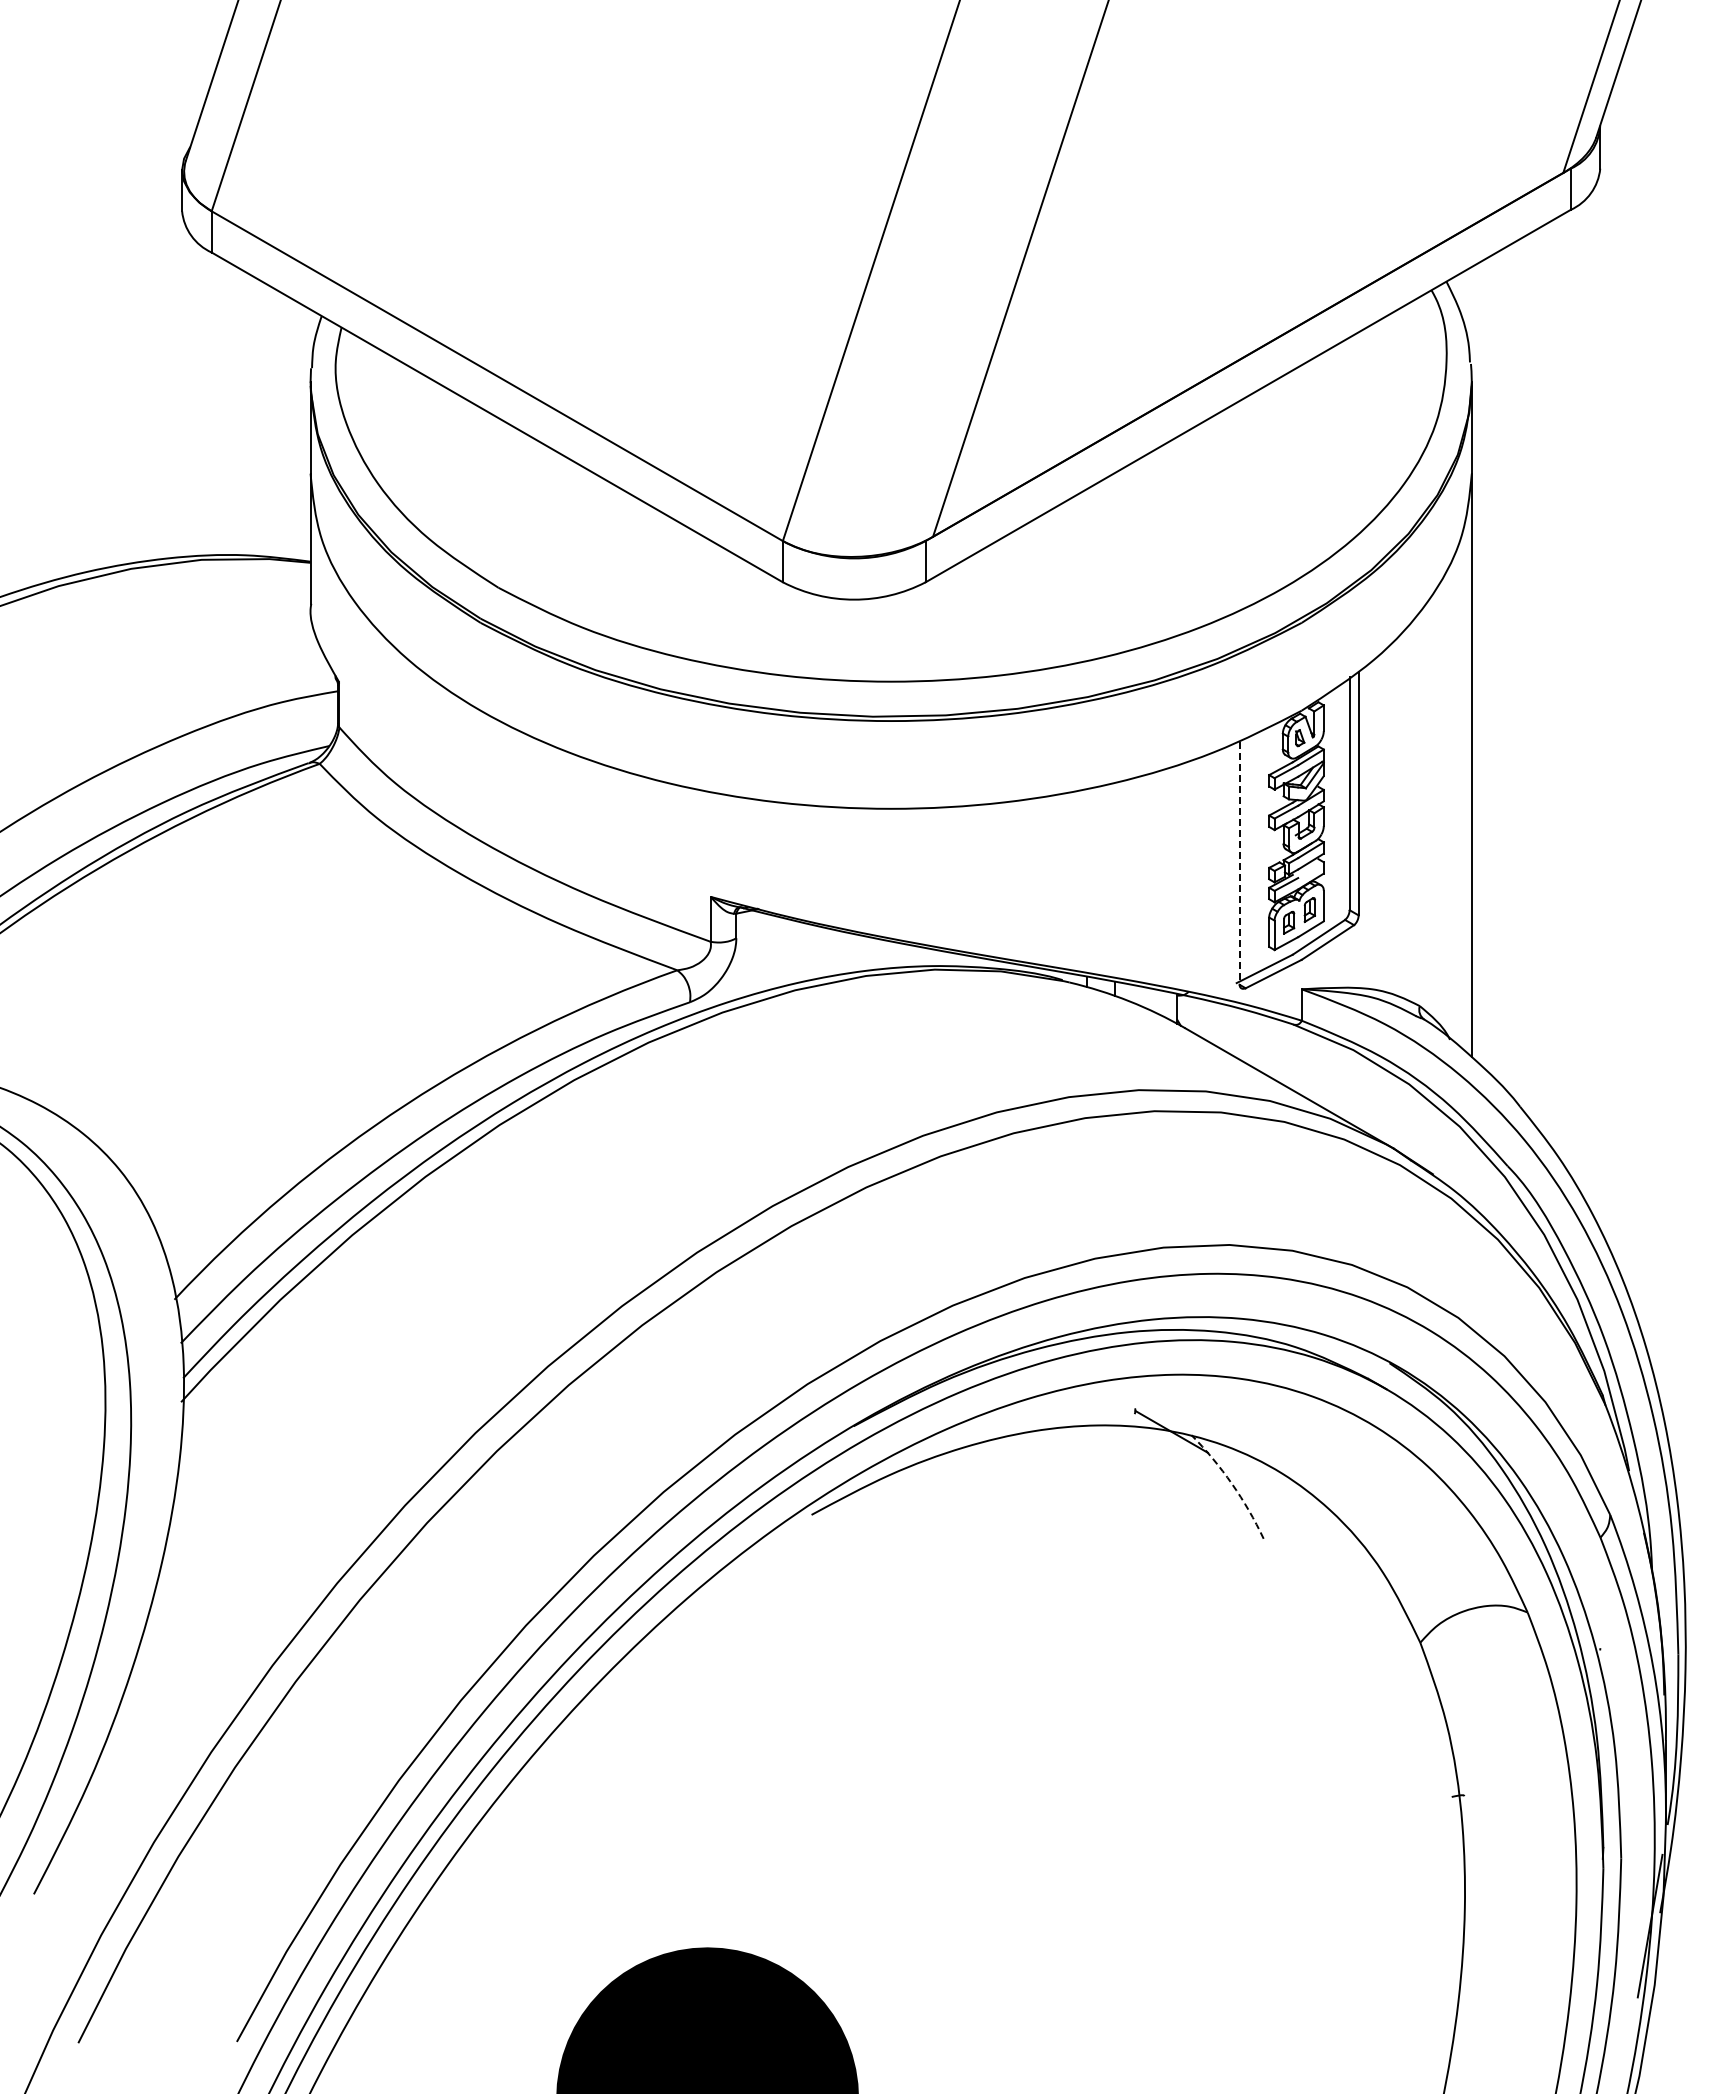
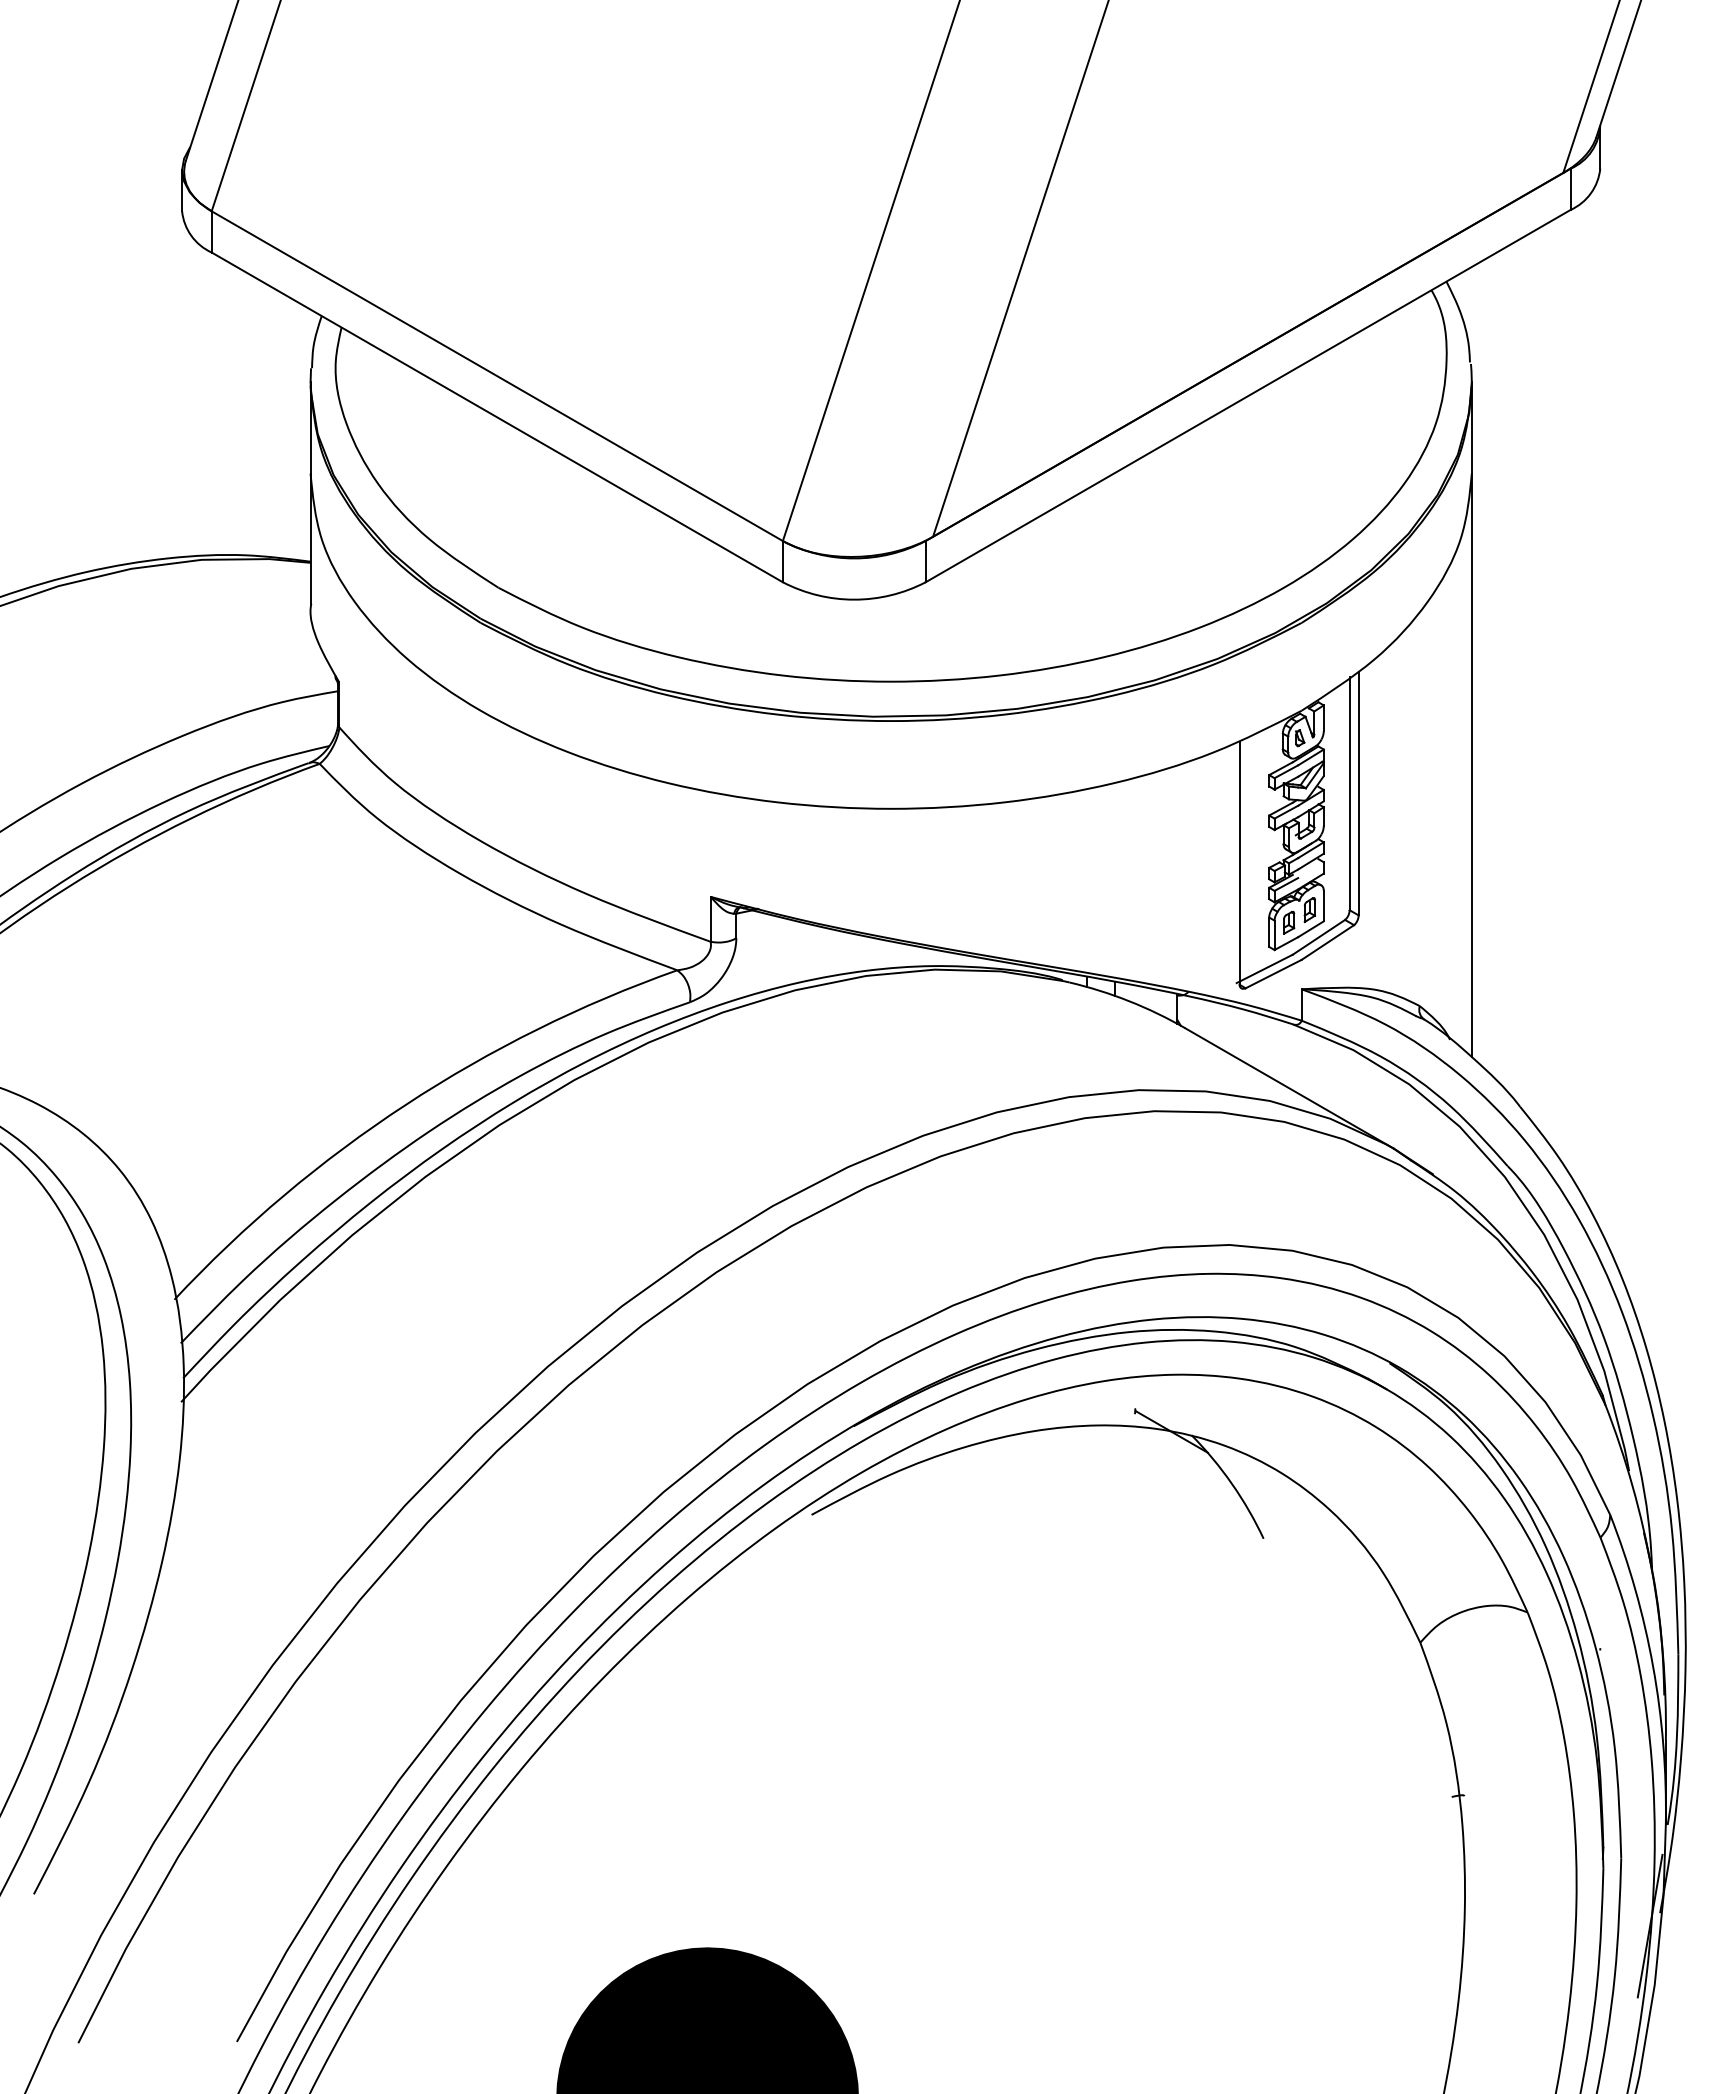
line: dashed -> solid (1239, 863)
arc: dashed -> solid (1232, 1483)
